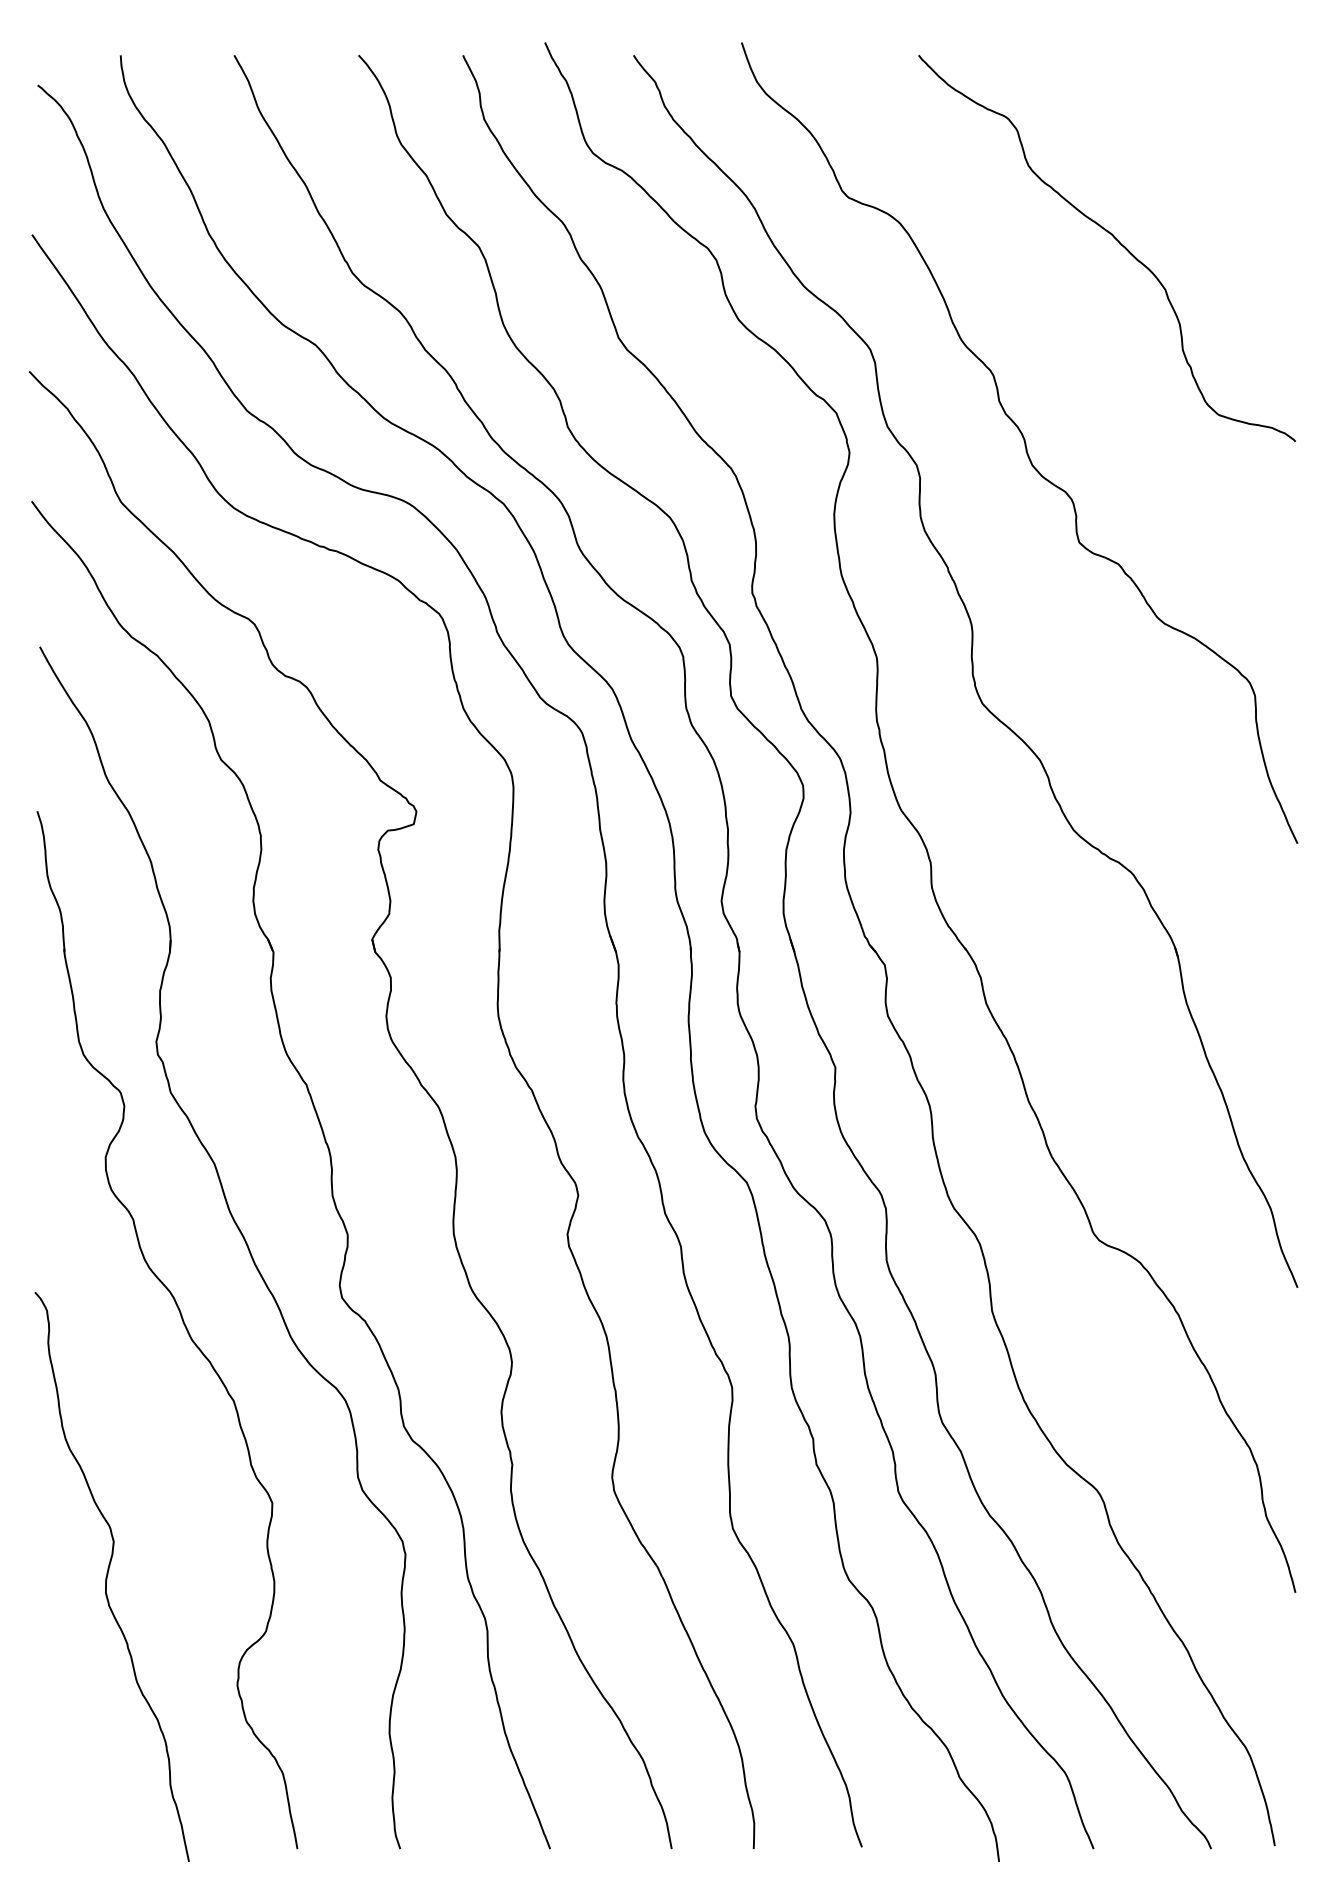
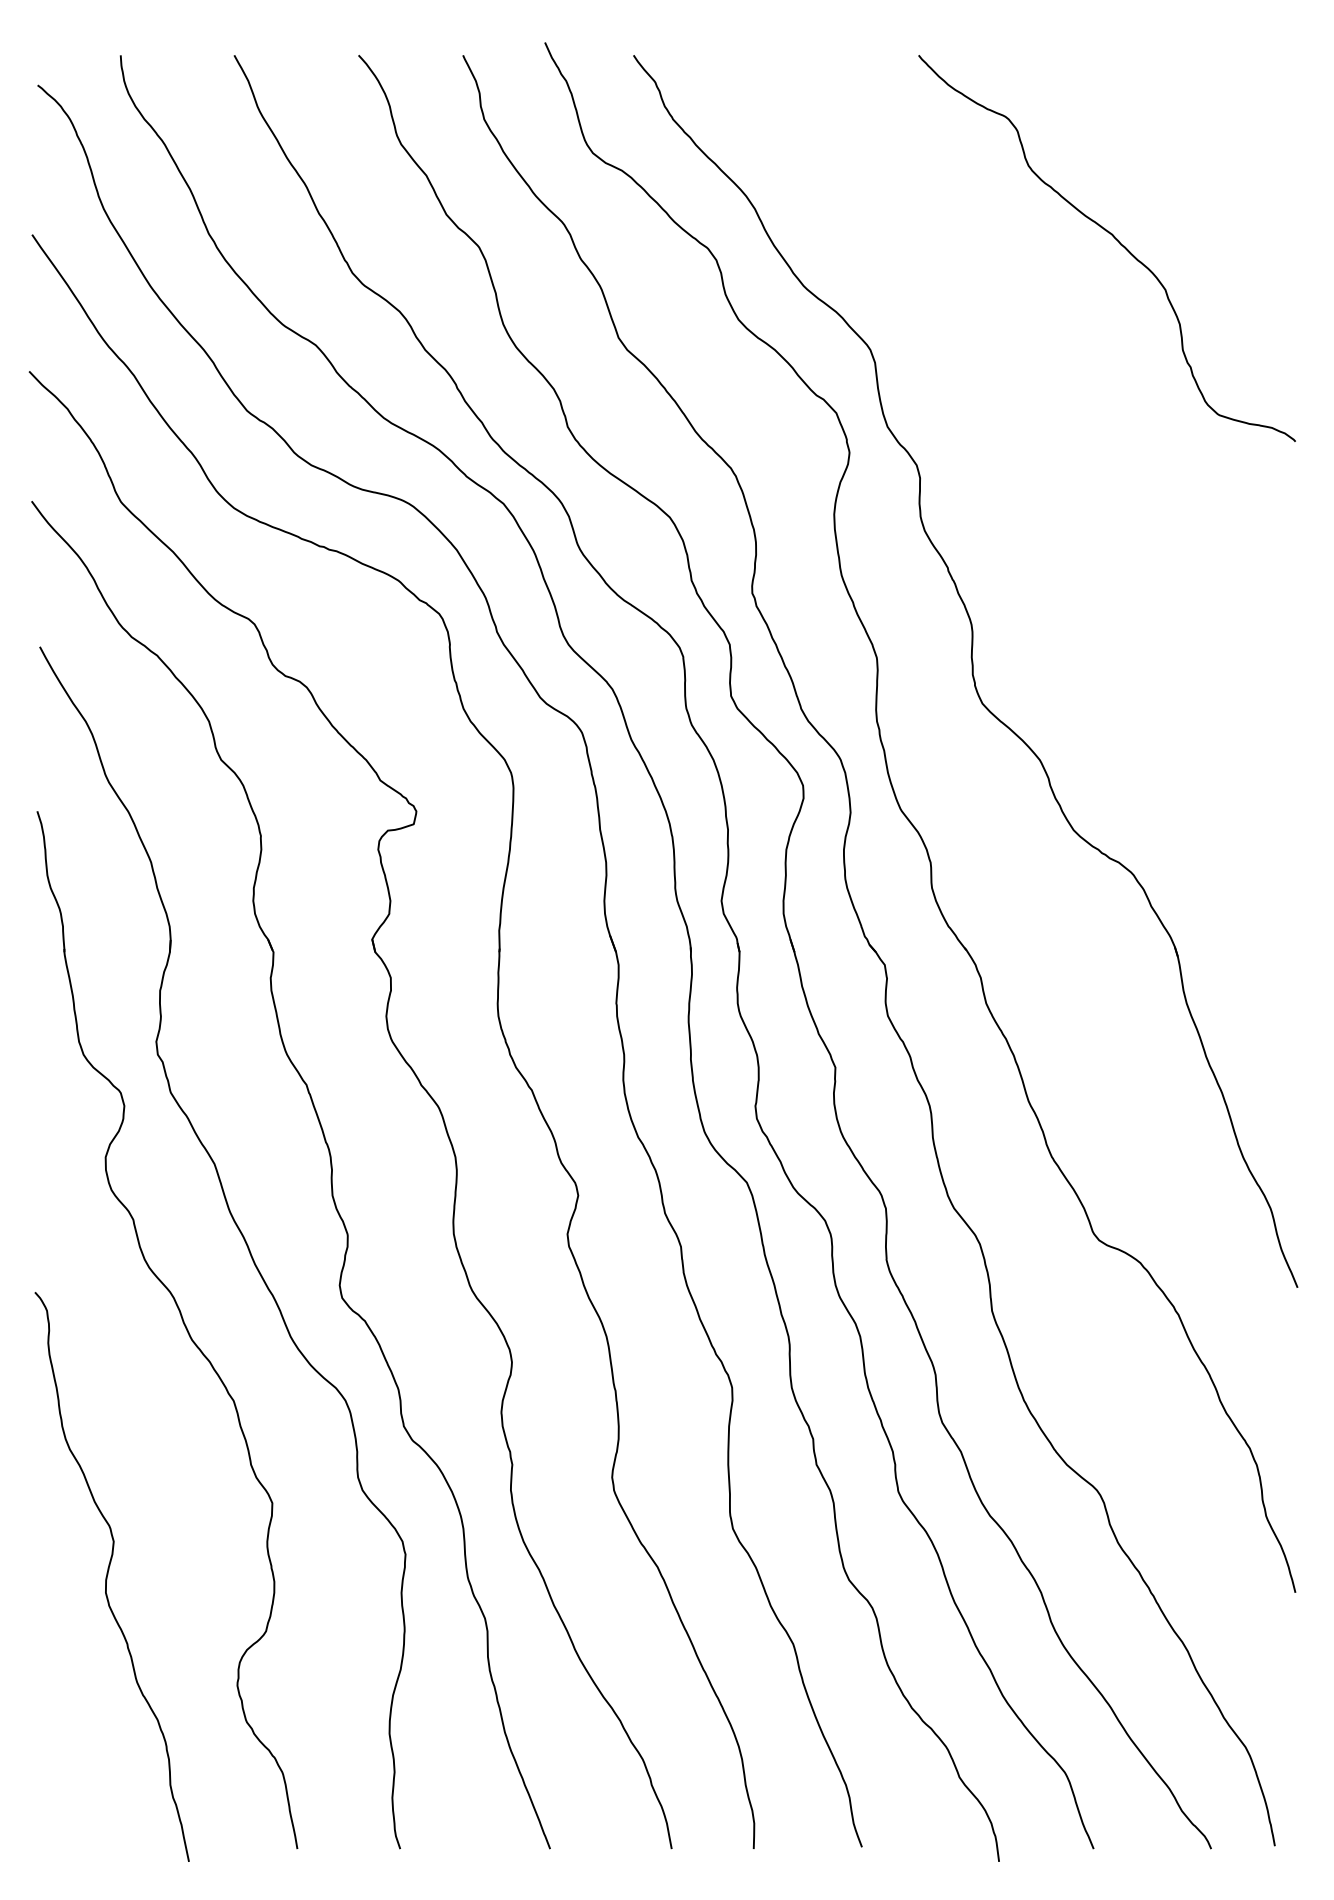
curve: present -> none (1023, 441)
